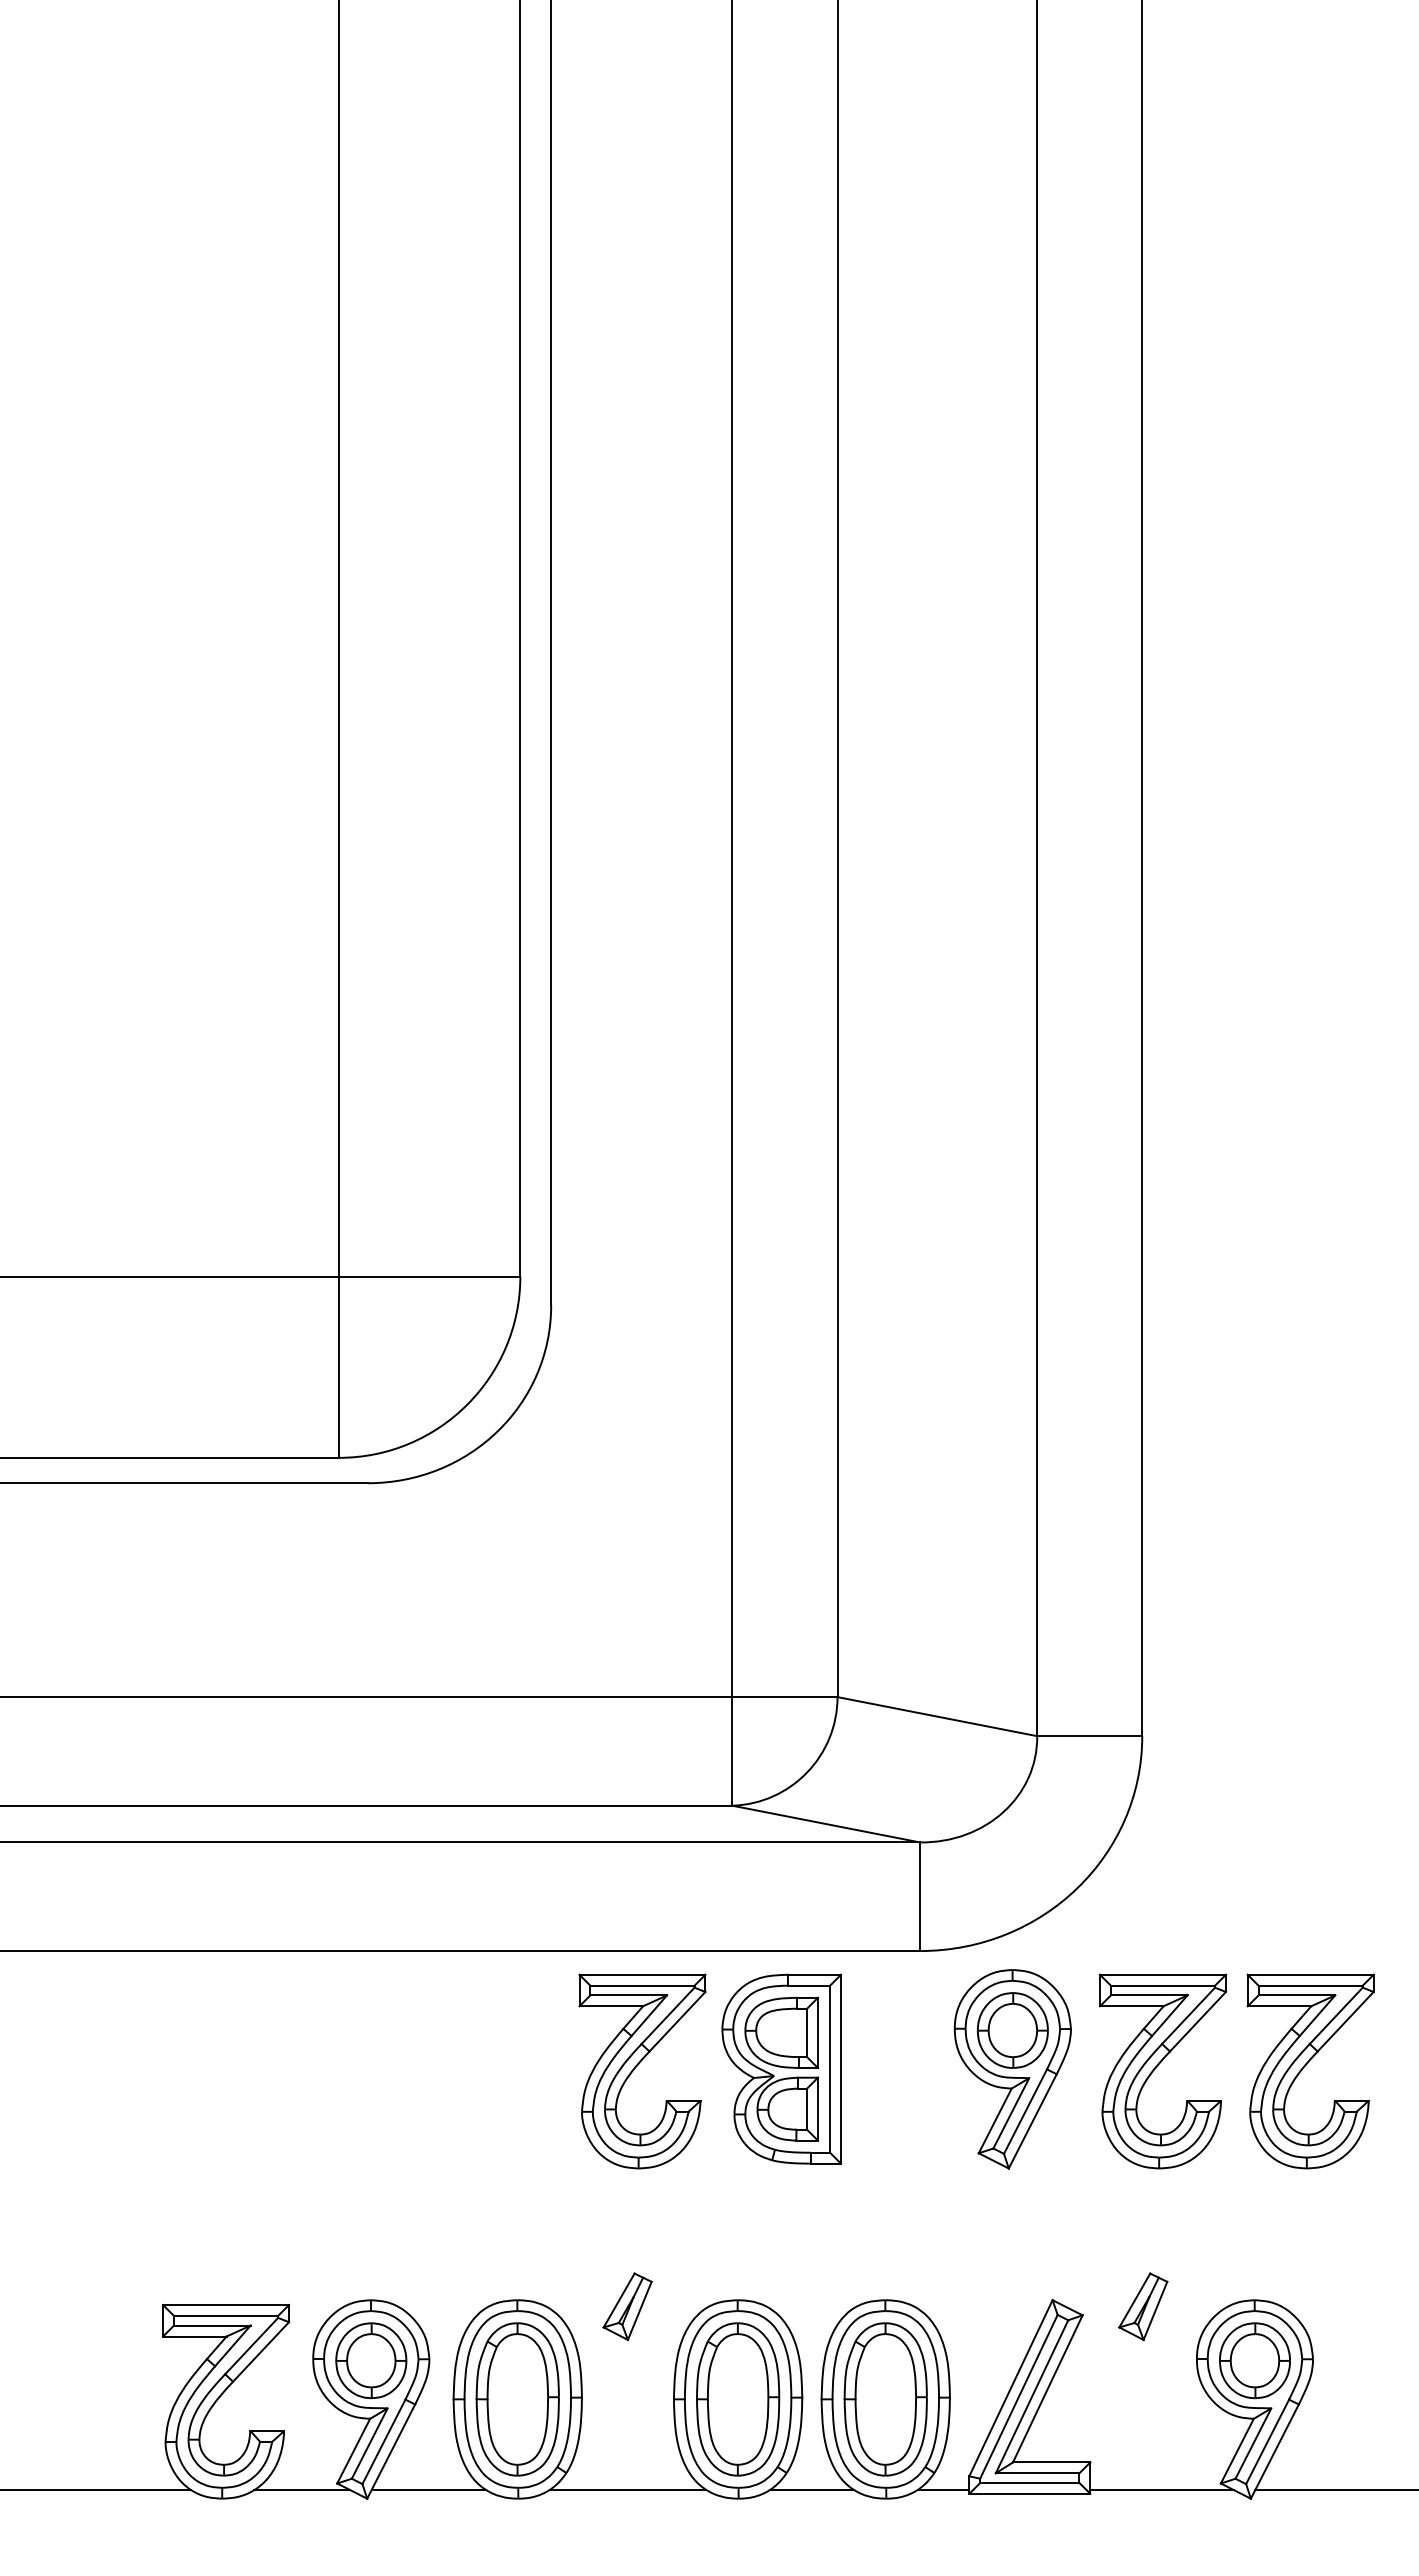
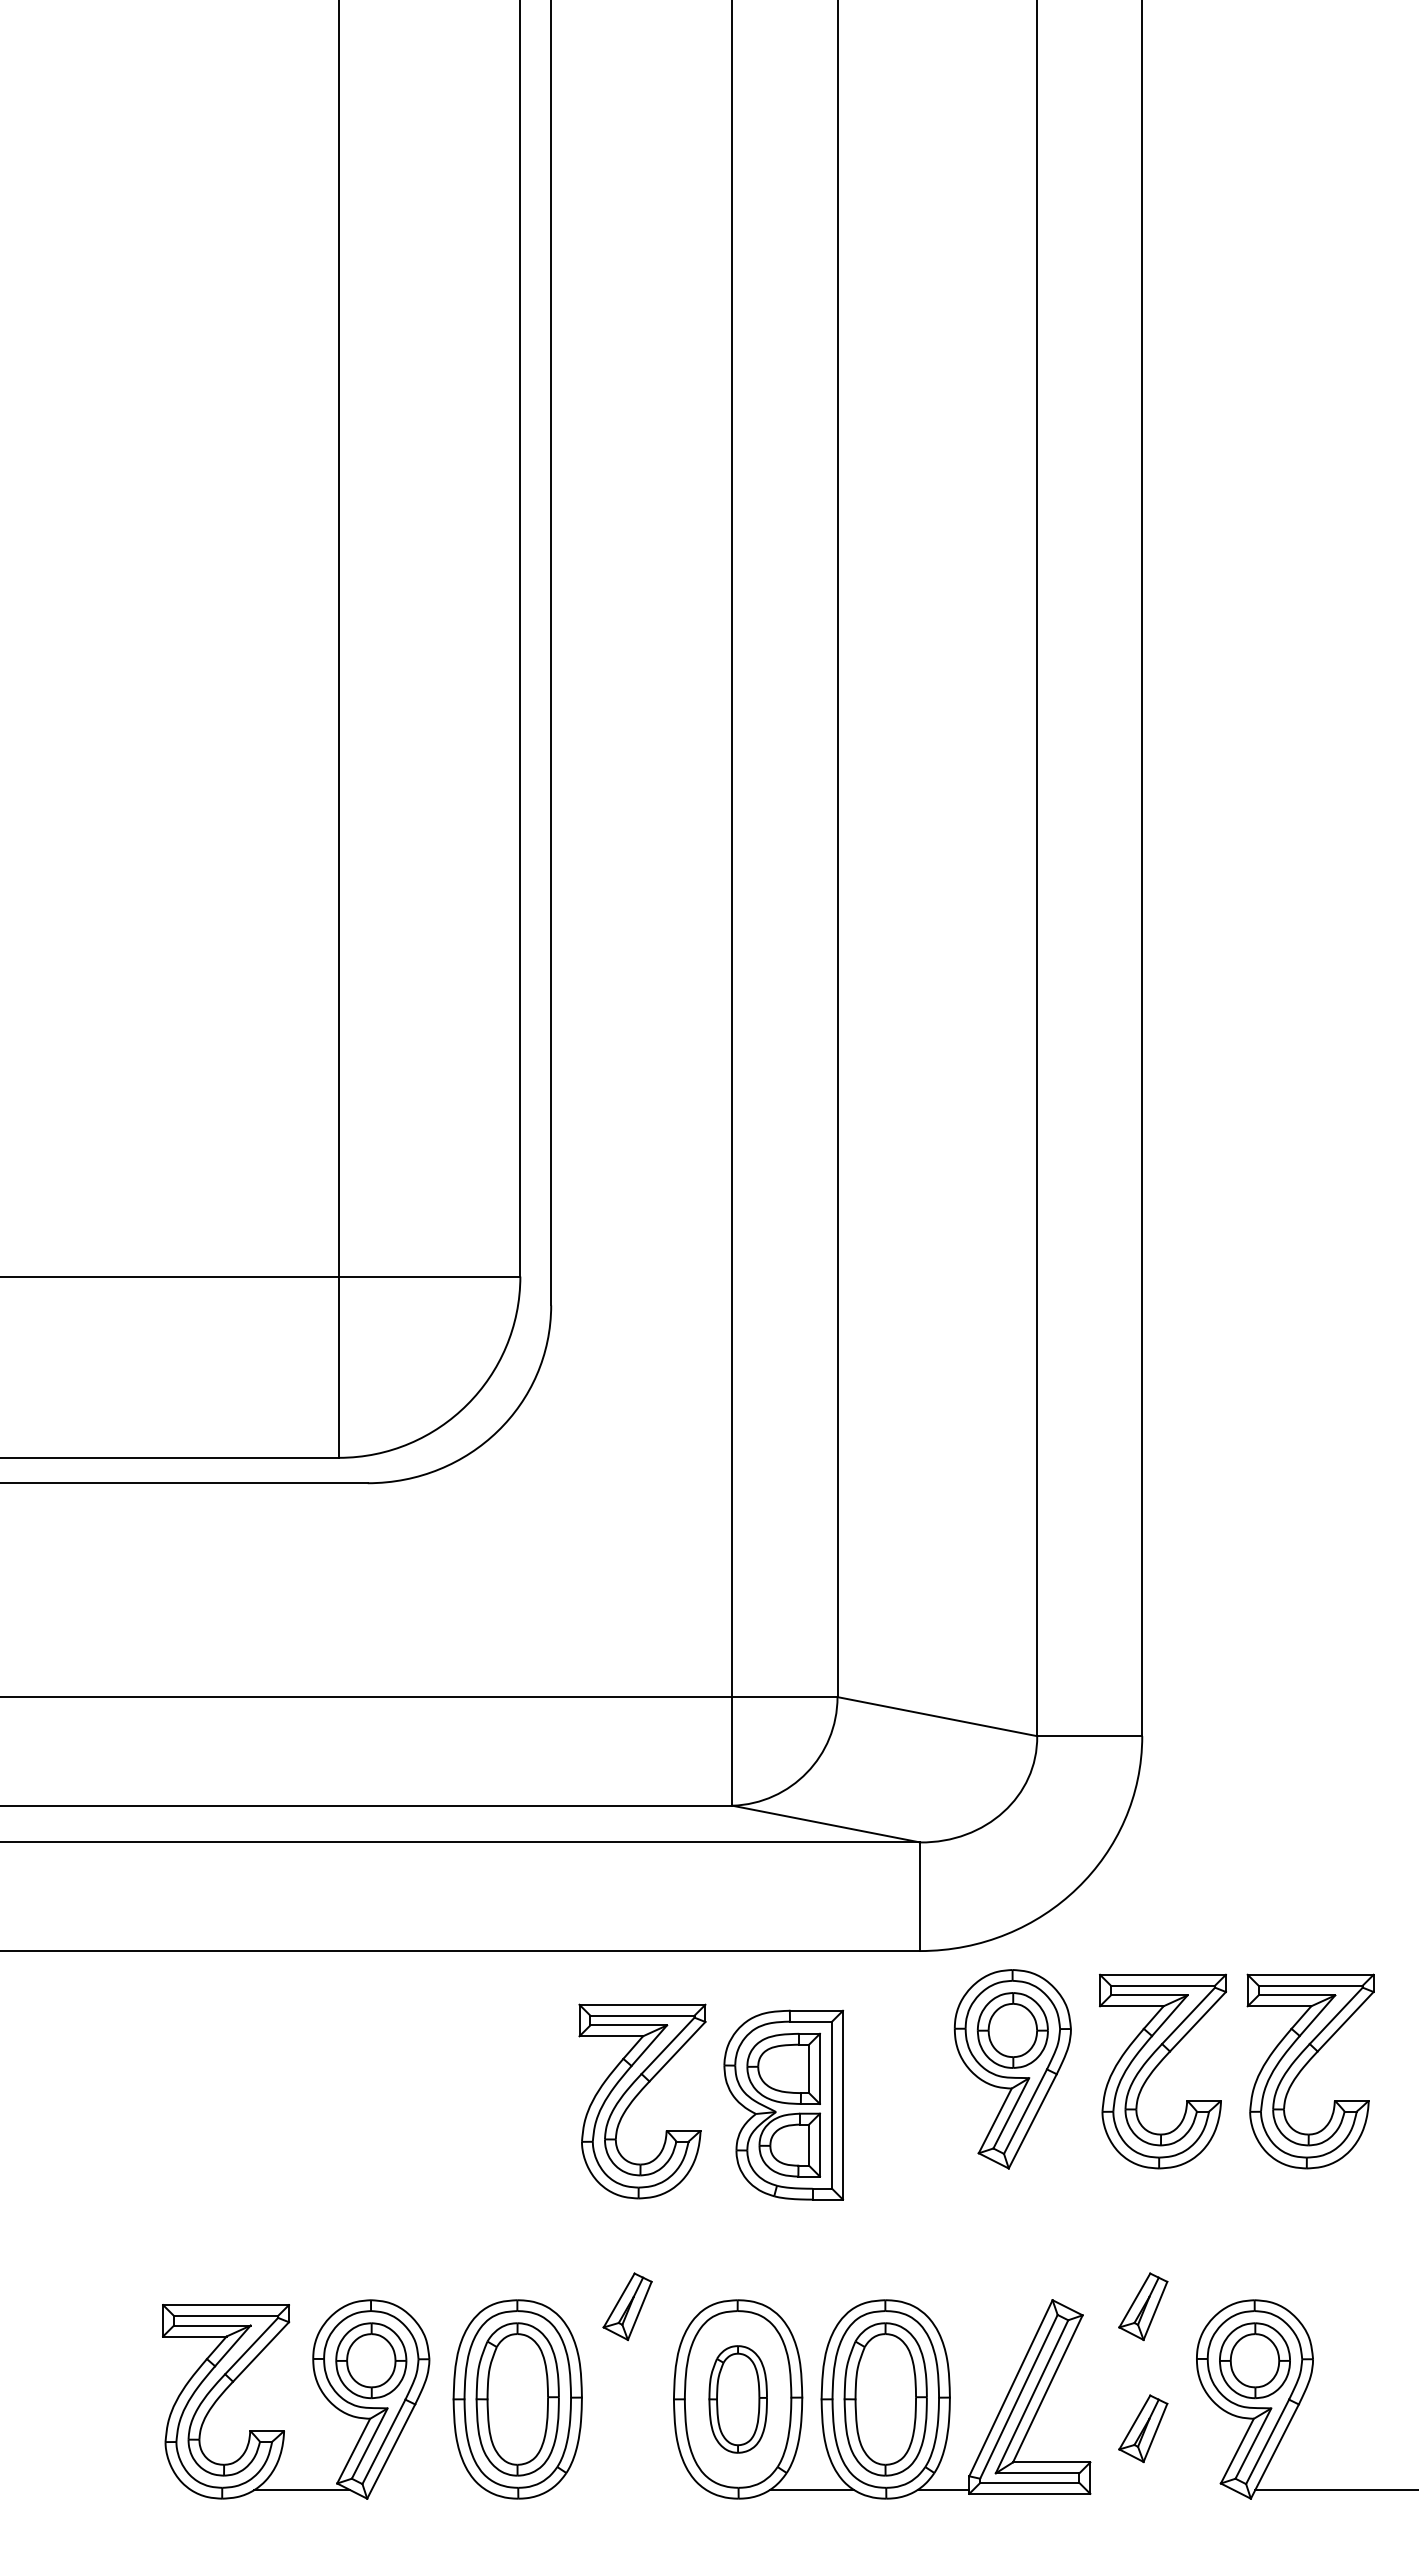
part position: (637, 2066) -> (637, 2096) (637, 2096)
part position: (781, 2068) -> (783, 2104) (783, 2104)
part size: 85x155 px -> 60x109 px (737, 2399)
part: none -> present (1143, 2428)
line: present -> none (96, 2490)
line: present -> none (428, 2490)
line: present -> none (627, 2490)
line: present -> none (1161, 2490)
